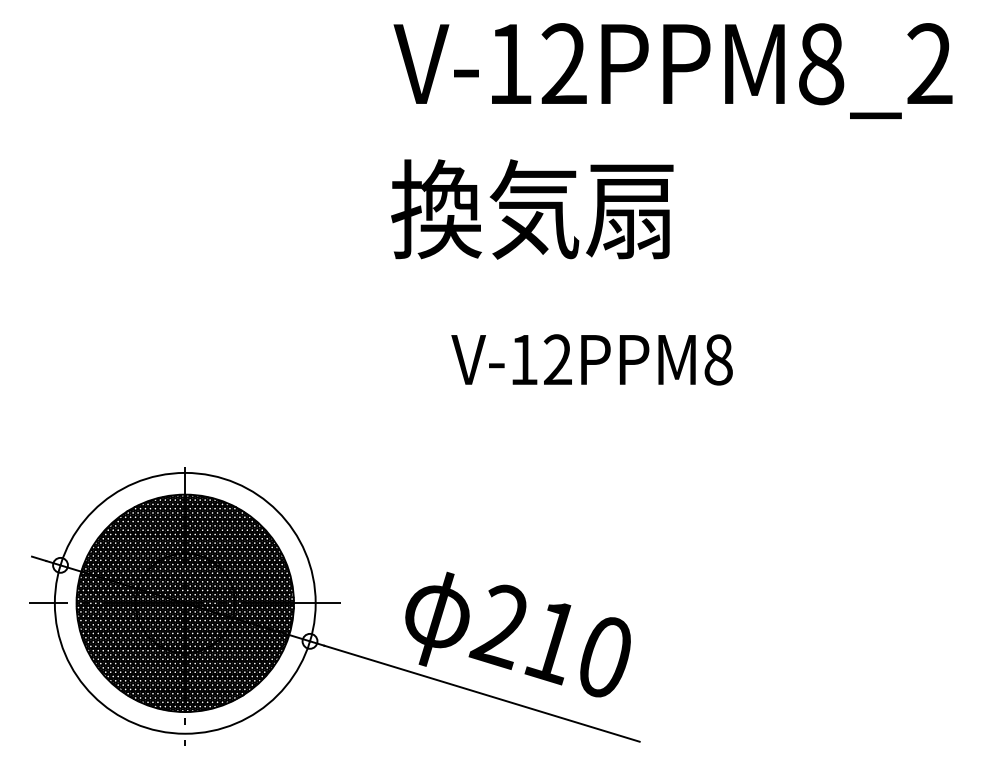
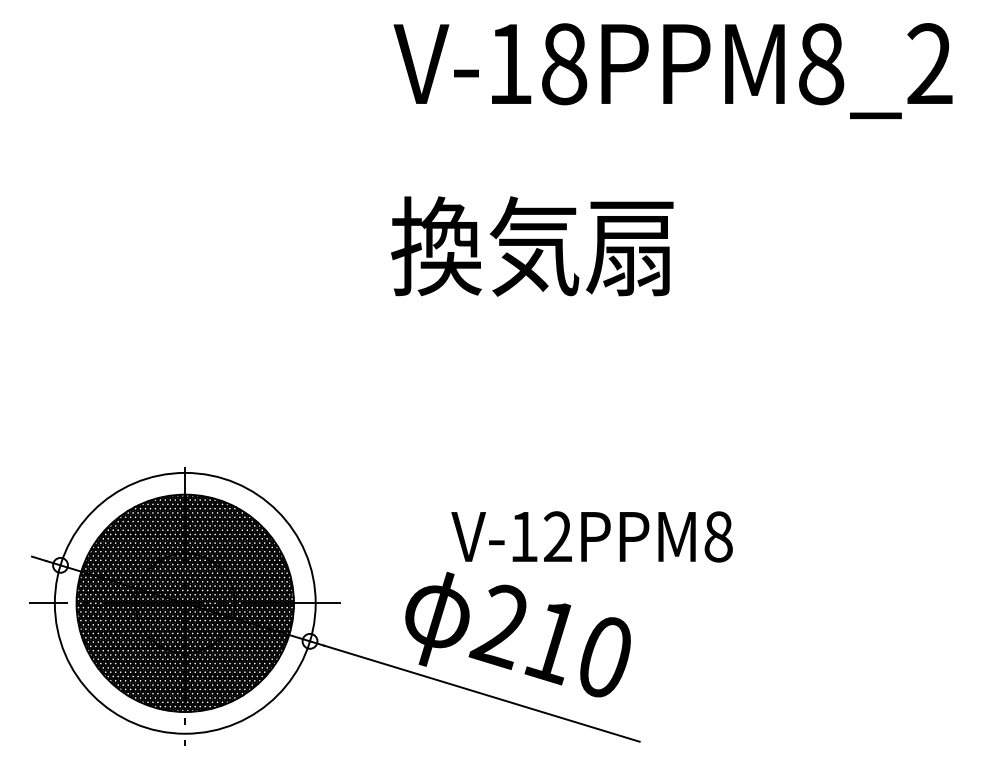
text: V-12PPM8_2 -> V-18PPM8_2 (564, 64)
text position: (532, 209) -> (532, 246) (532, 246)
text position: (591, 359) -> (591, 536) (591, 536)
